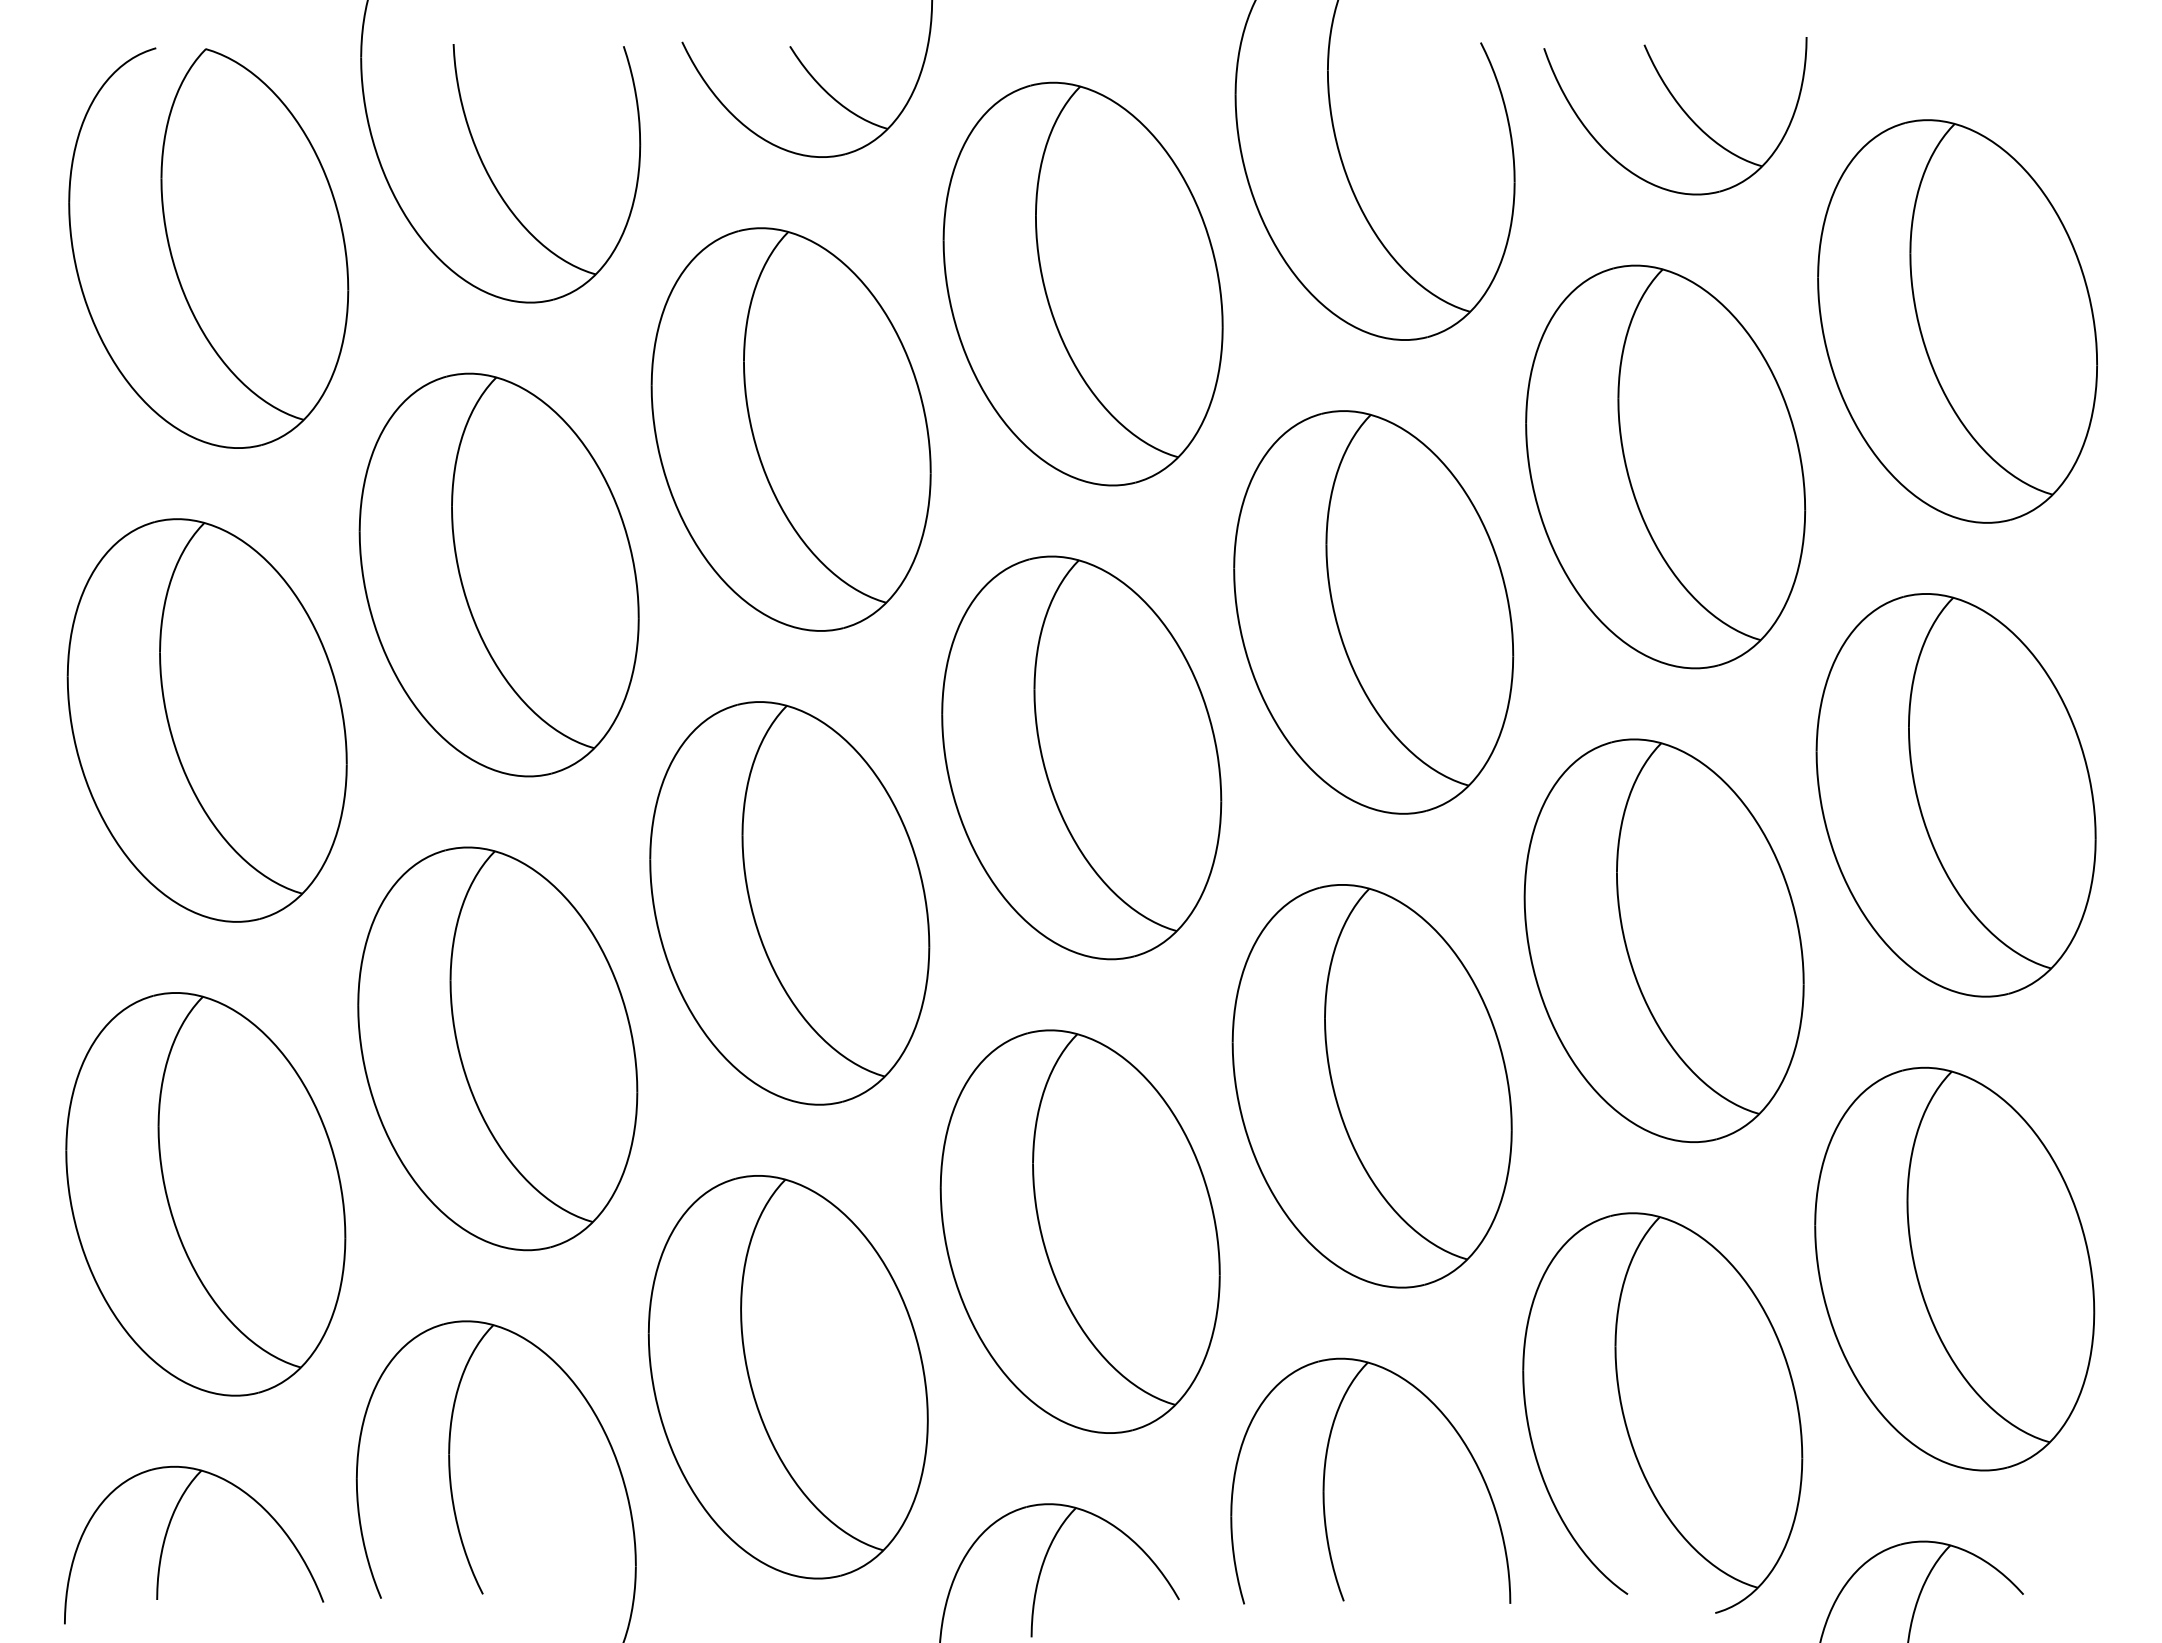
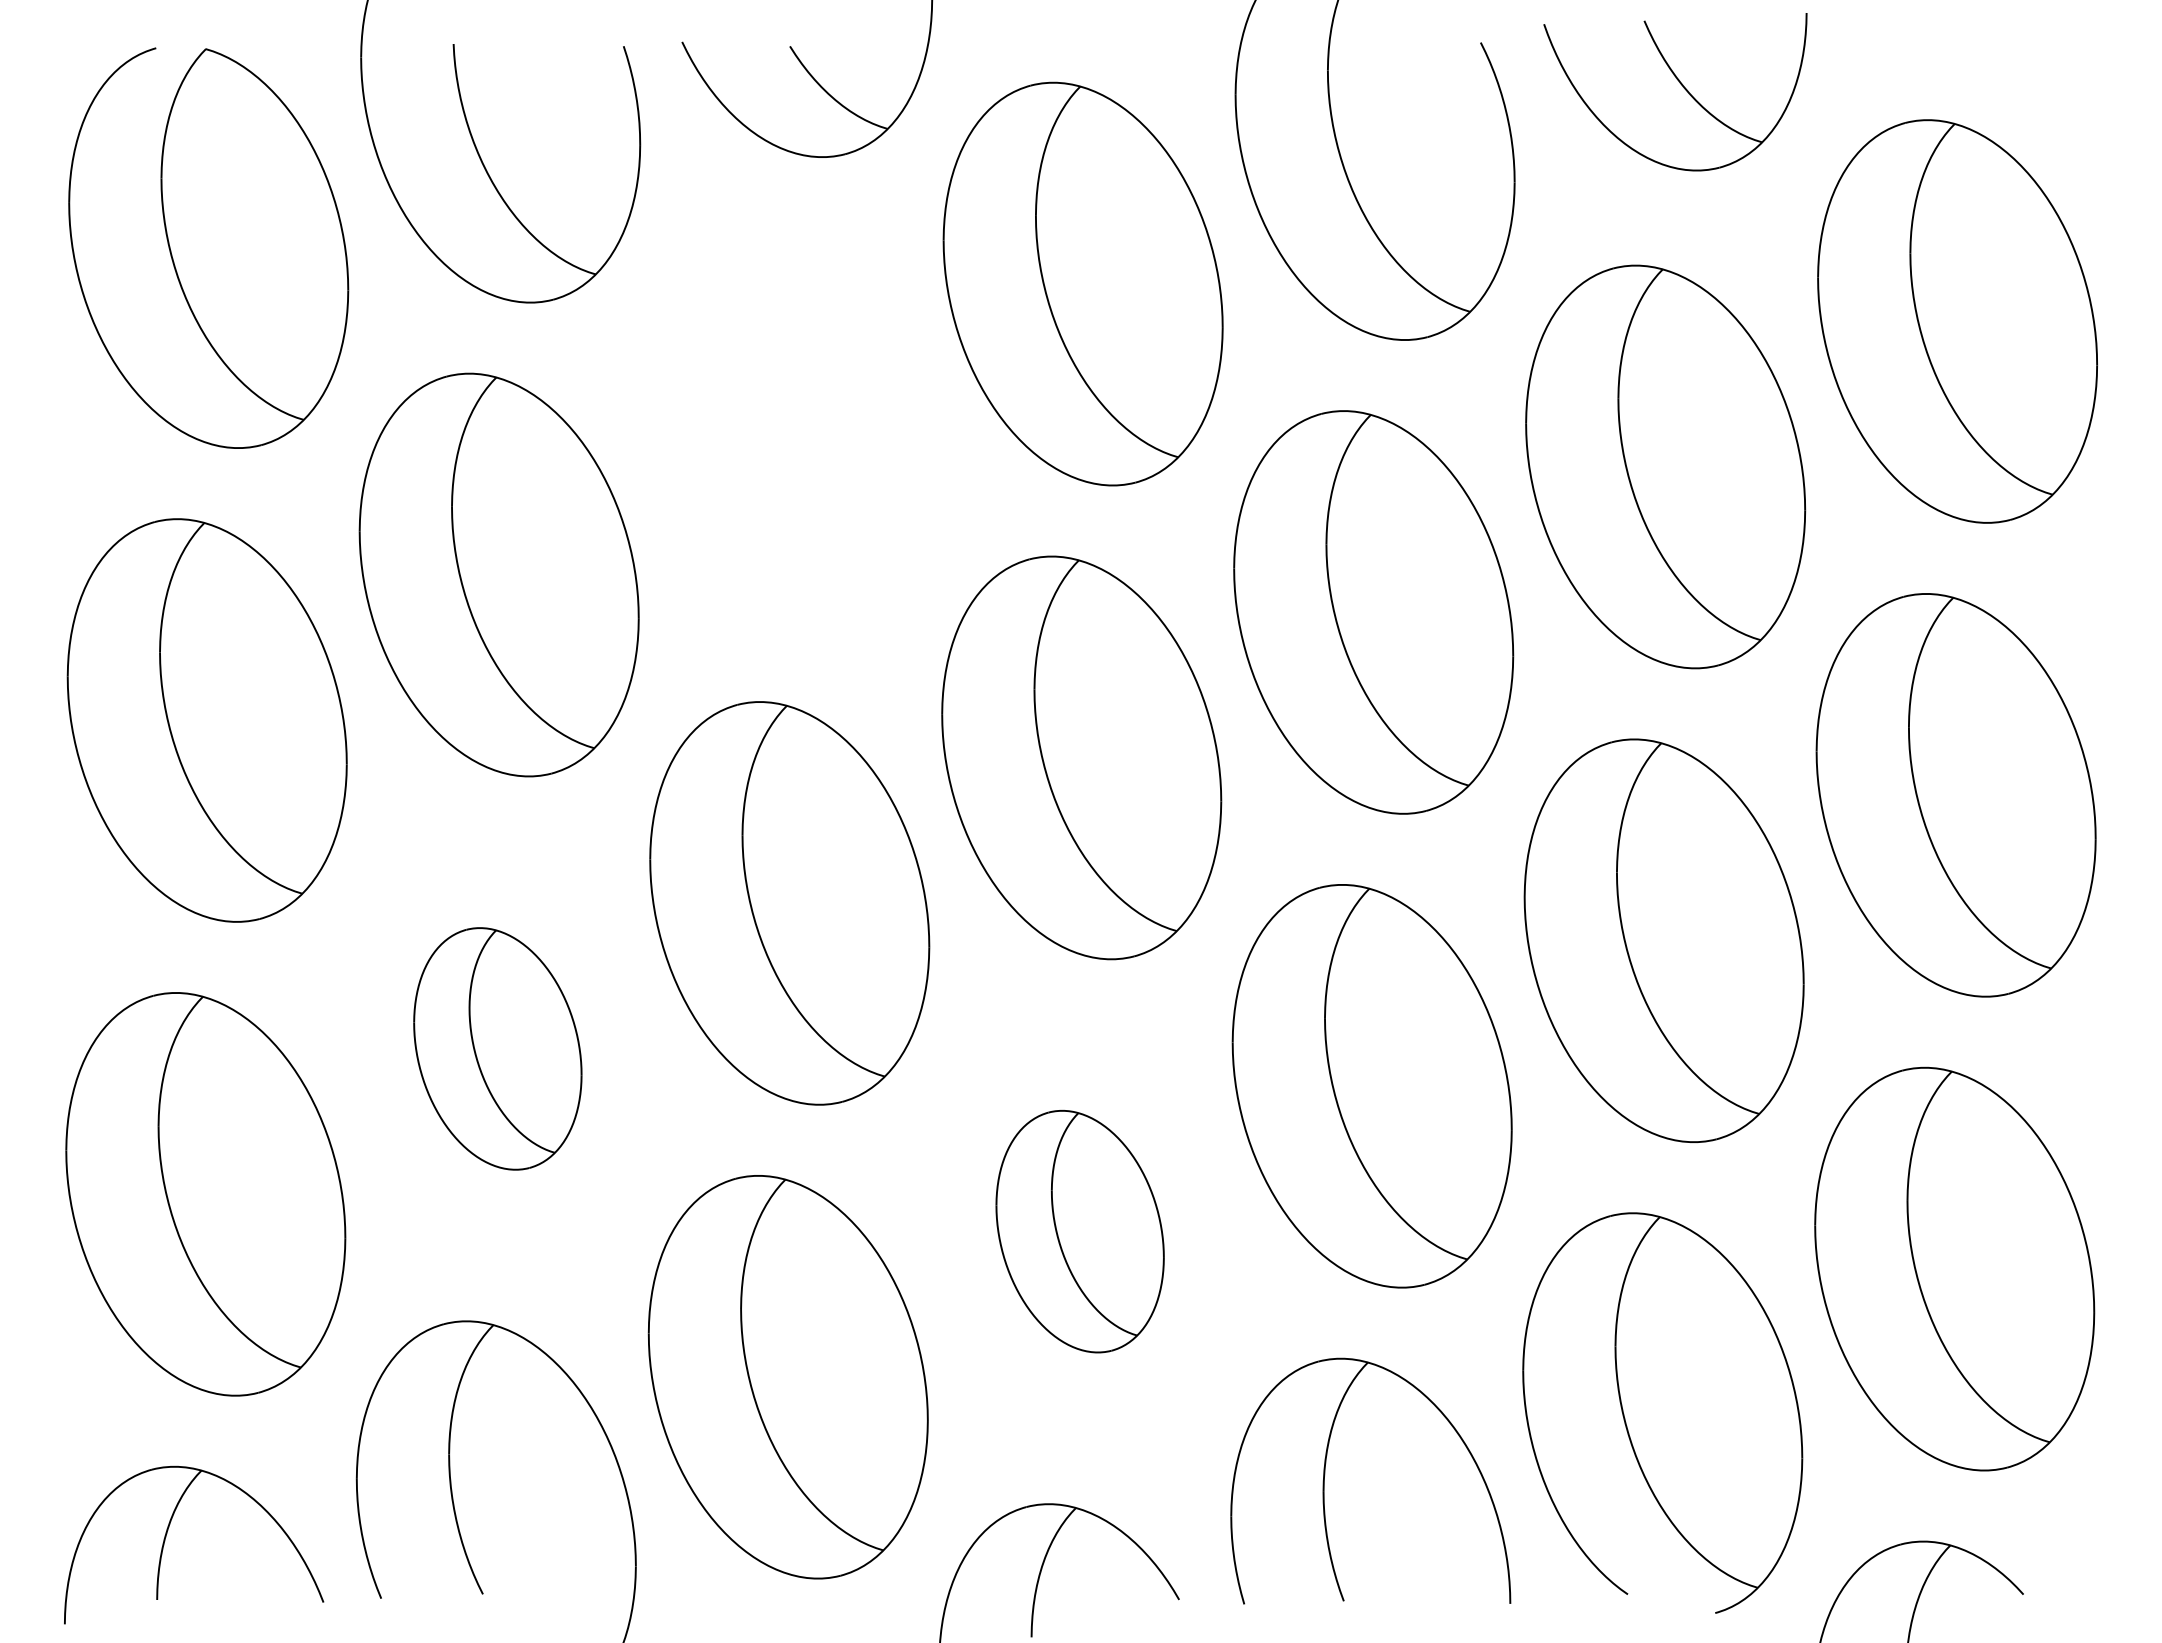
part position: (1683, 112) -> (1683, 88) (1683, 88)
part: present -> none (790, 429)
part size: 282x406 px -> 170x244 px (497, 1048)
part size: 282x405 px -> 170x244 px (1079, 1231)
